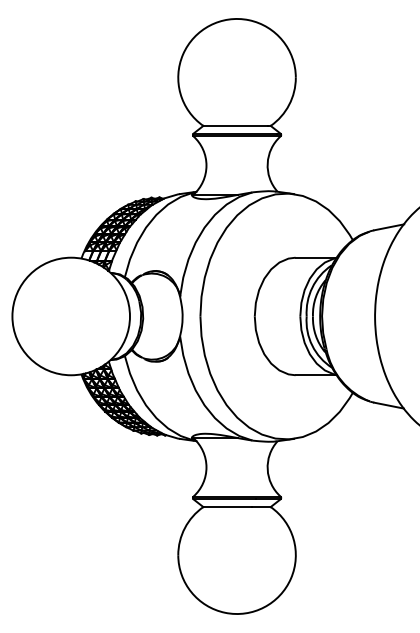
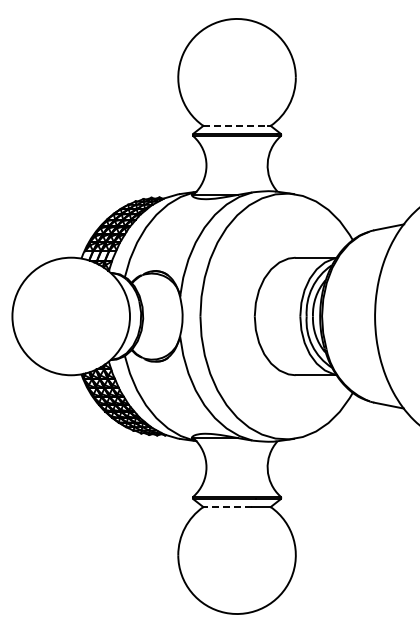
line: solid -> dashed (236, 125)
line: solid -> dashed (227, 507)
